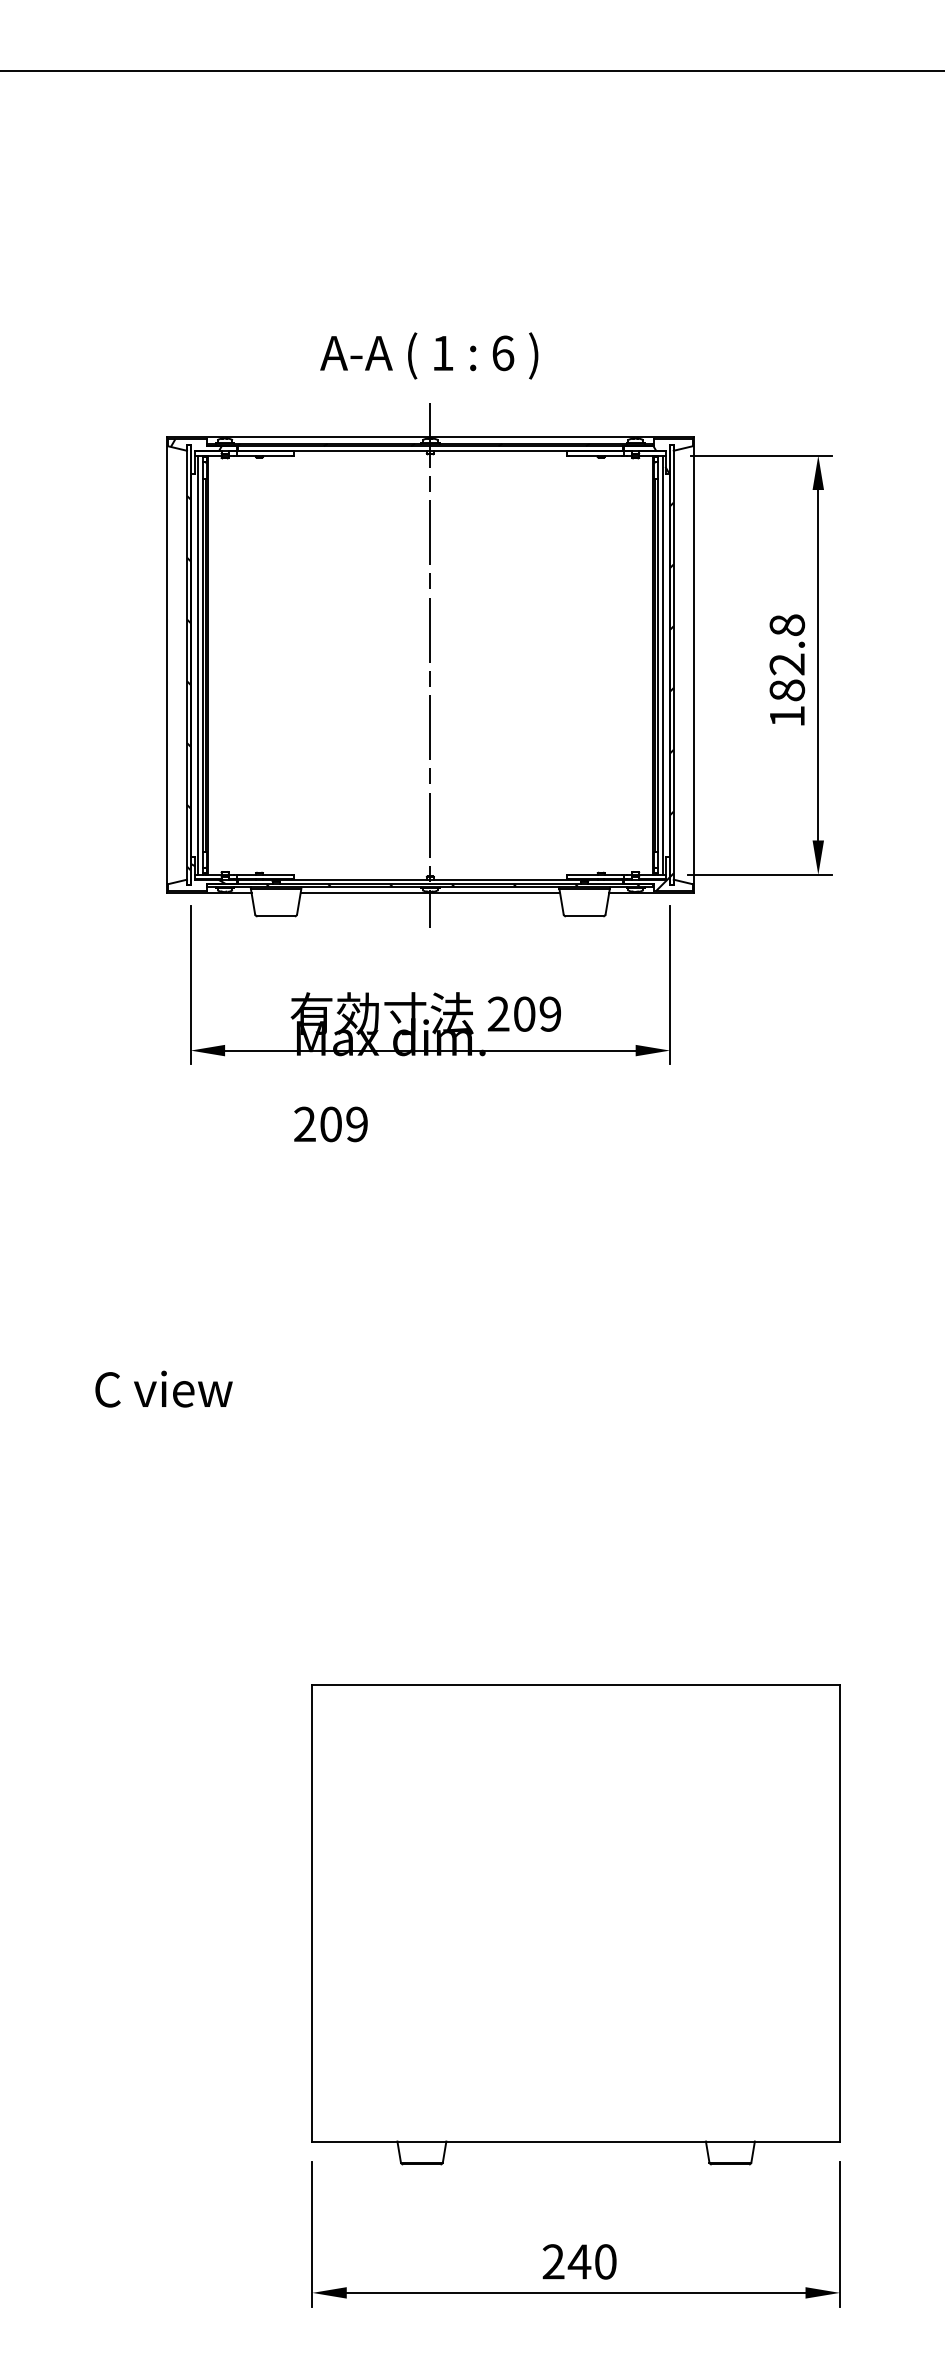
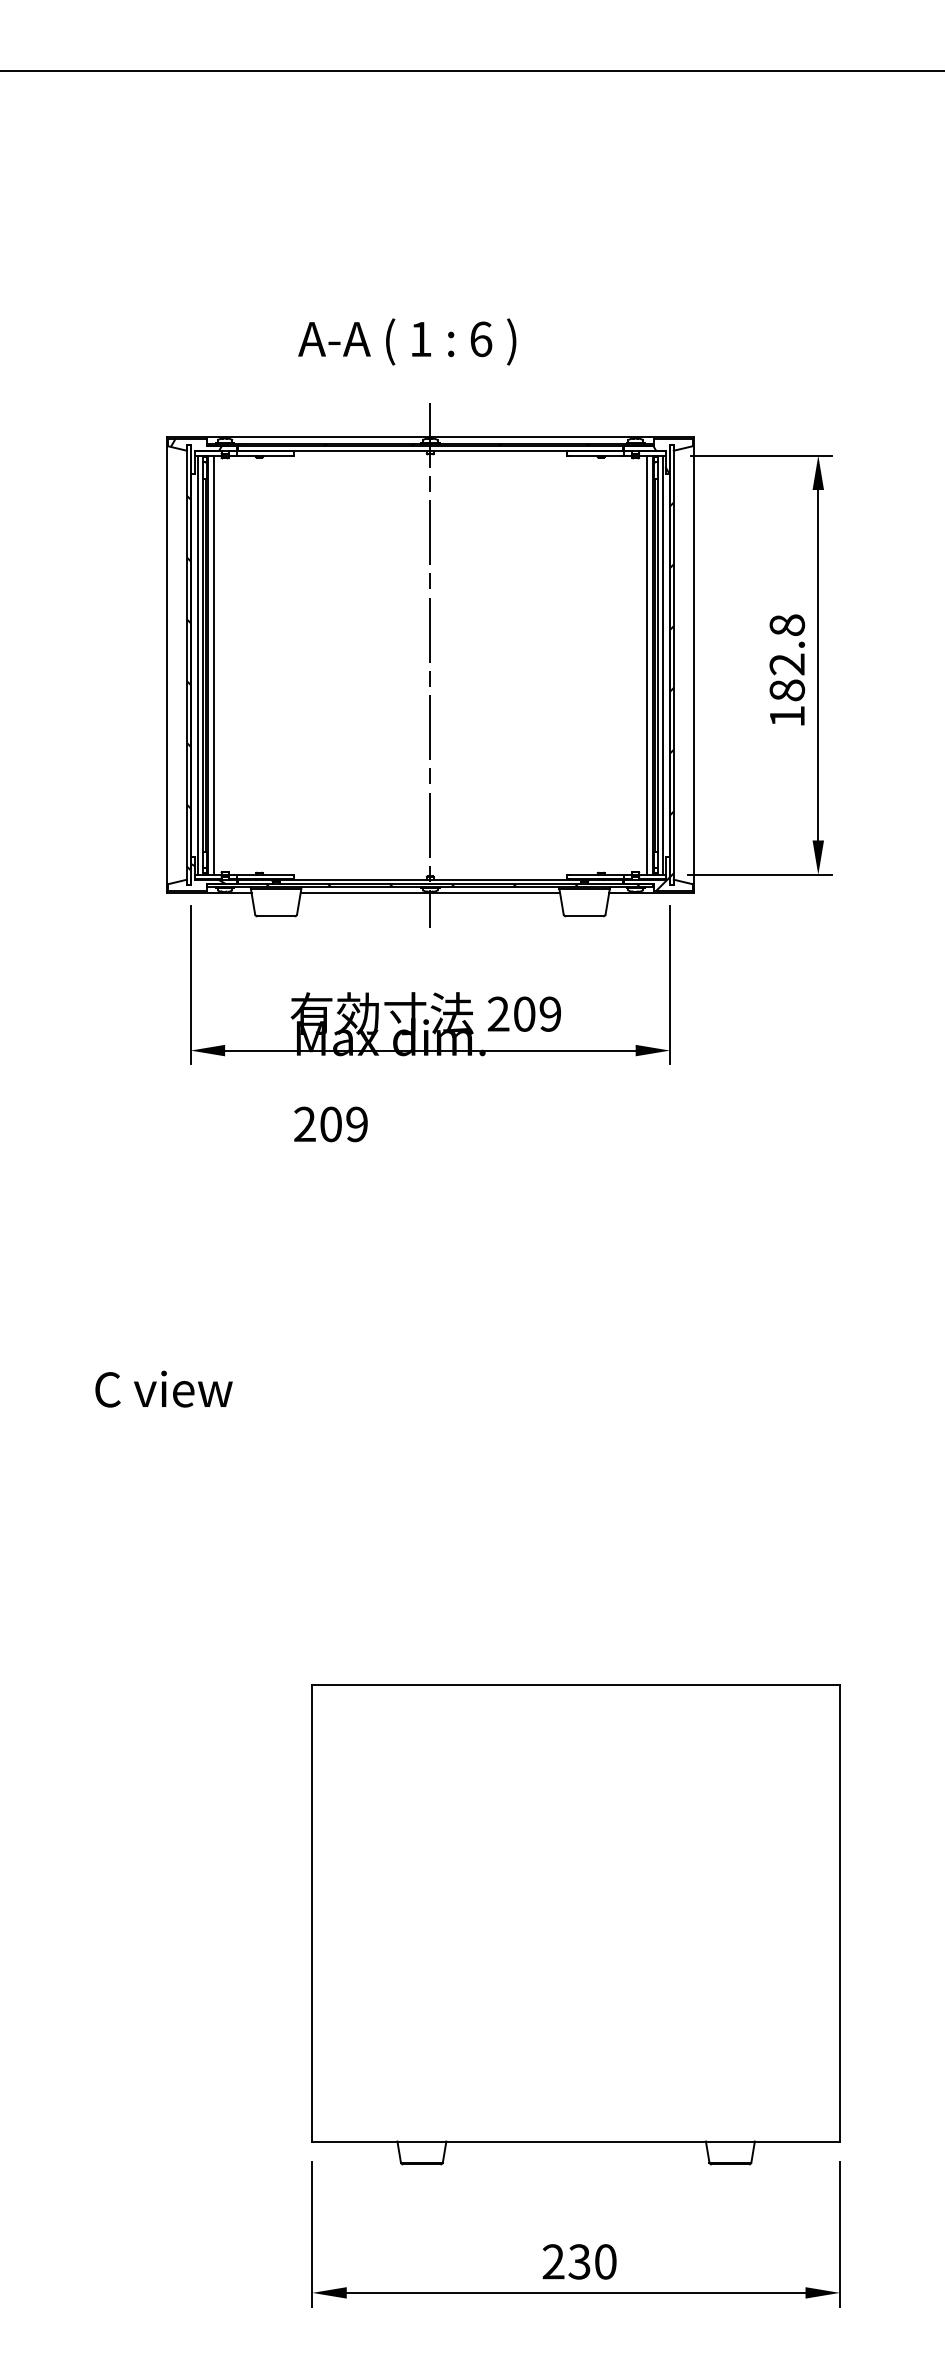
text position: (429, 355) -> (407, 341) (407, 341)
line: none -> present (213, 664)
line: none -> present (647, 664)
text: 240 -> 230 (579, 2261)
